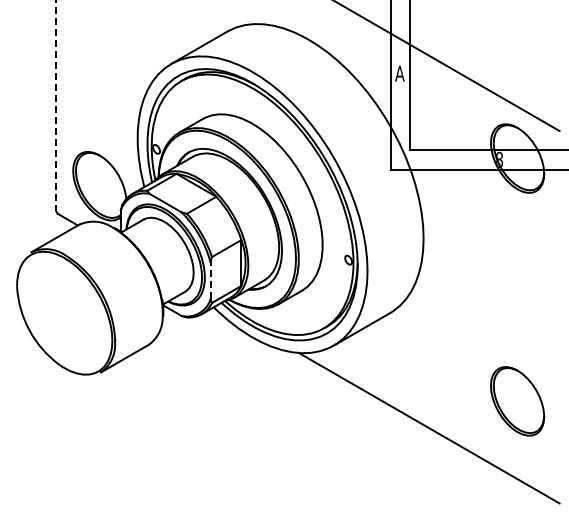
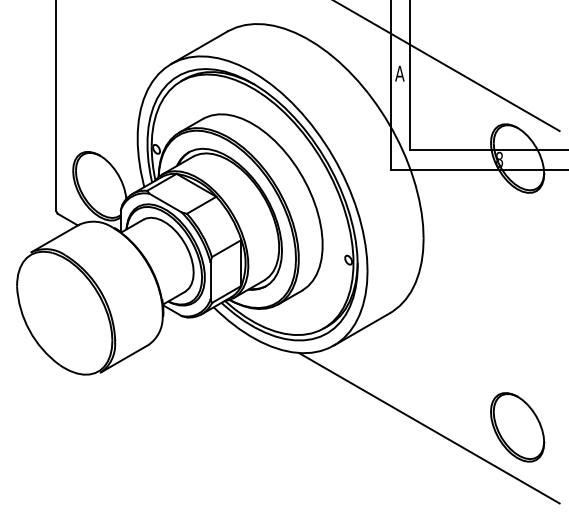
line: dashed -> solid (56, 106)
line: dashed -> solid (210, 280)
part position: (517, 401) -> (517, 427) (517, 427)
